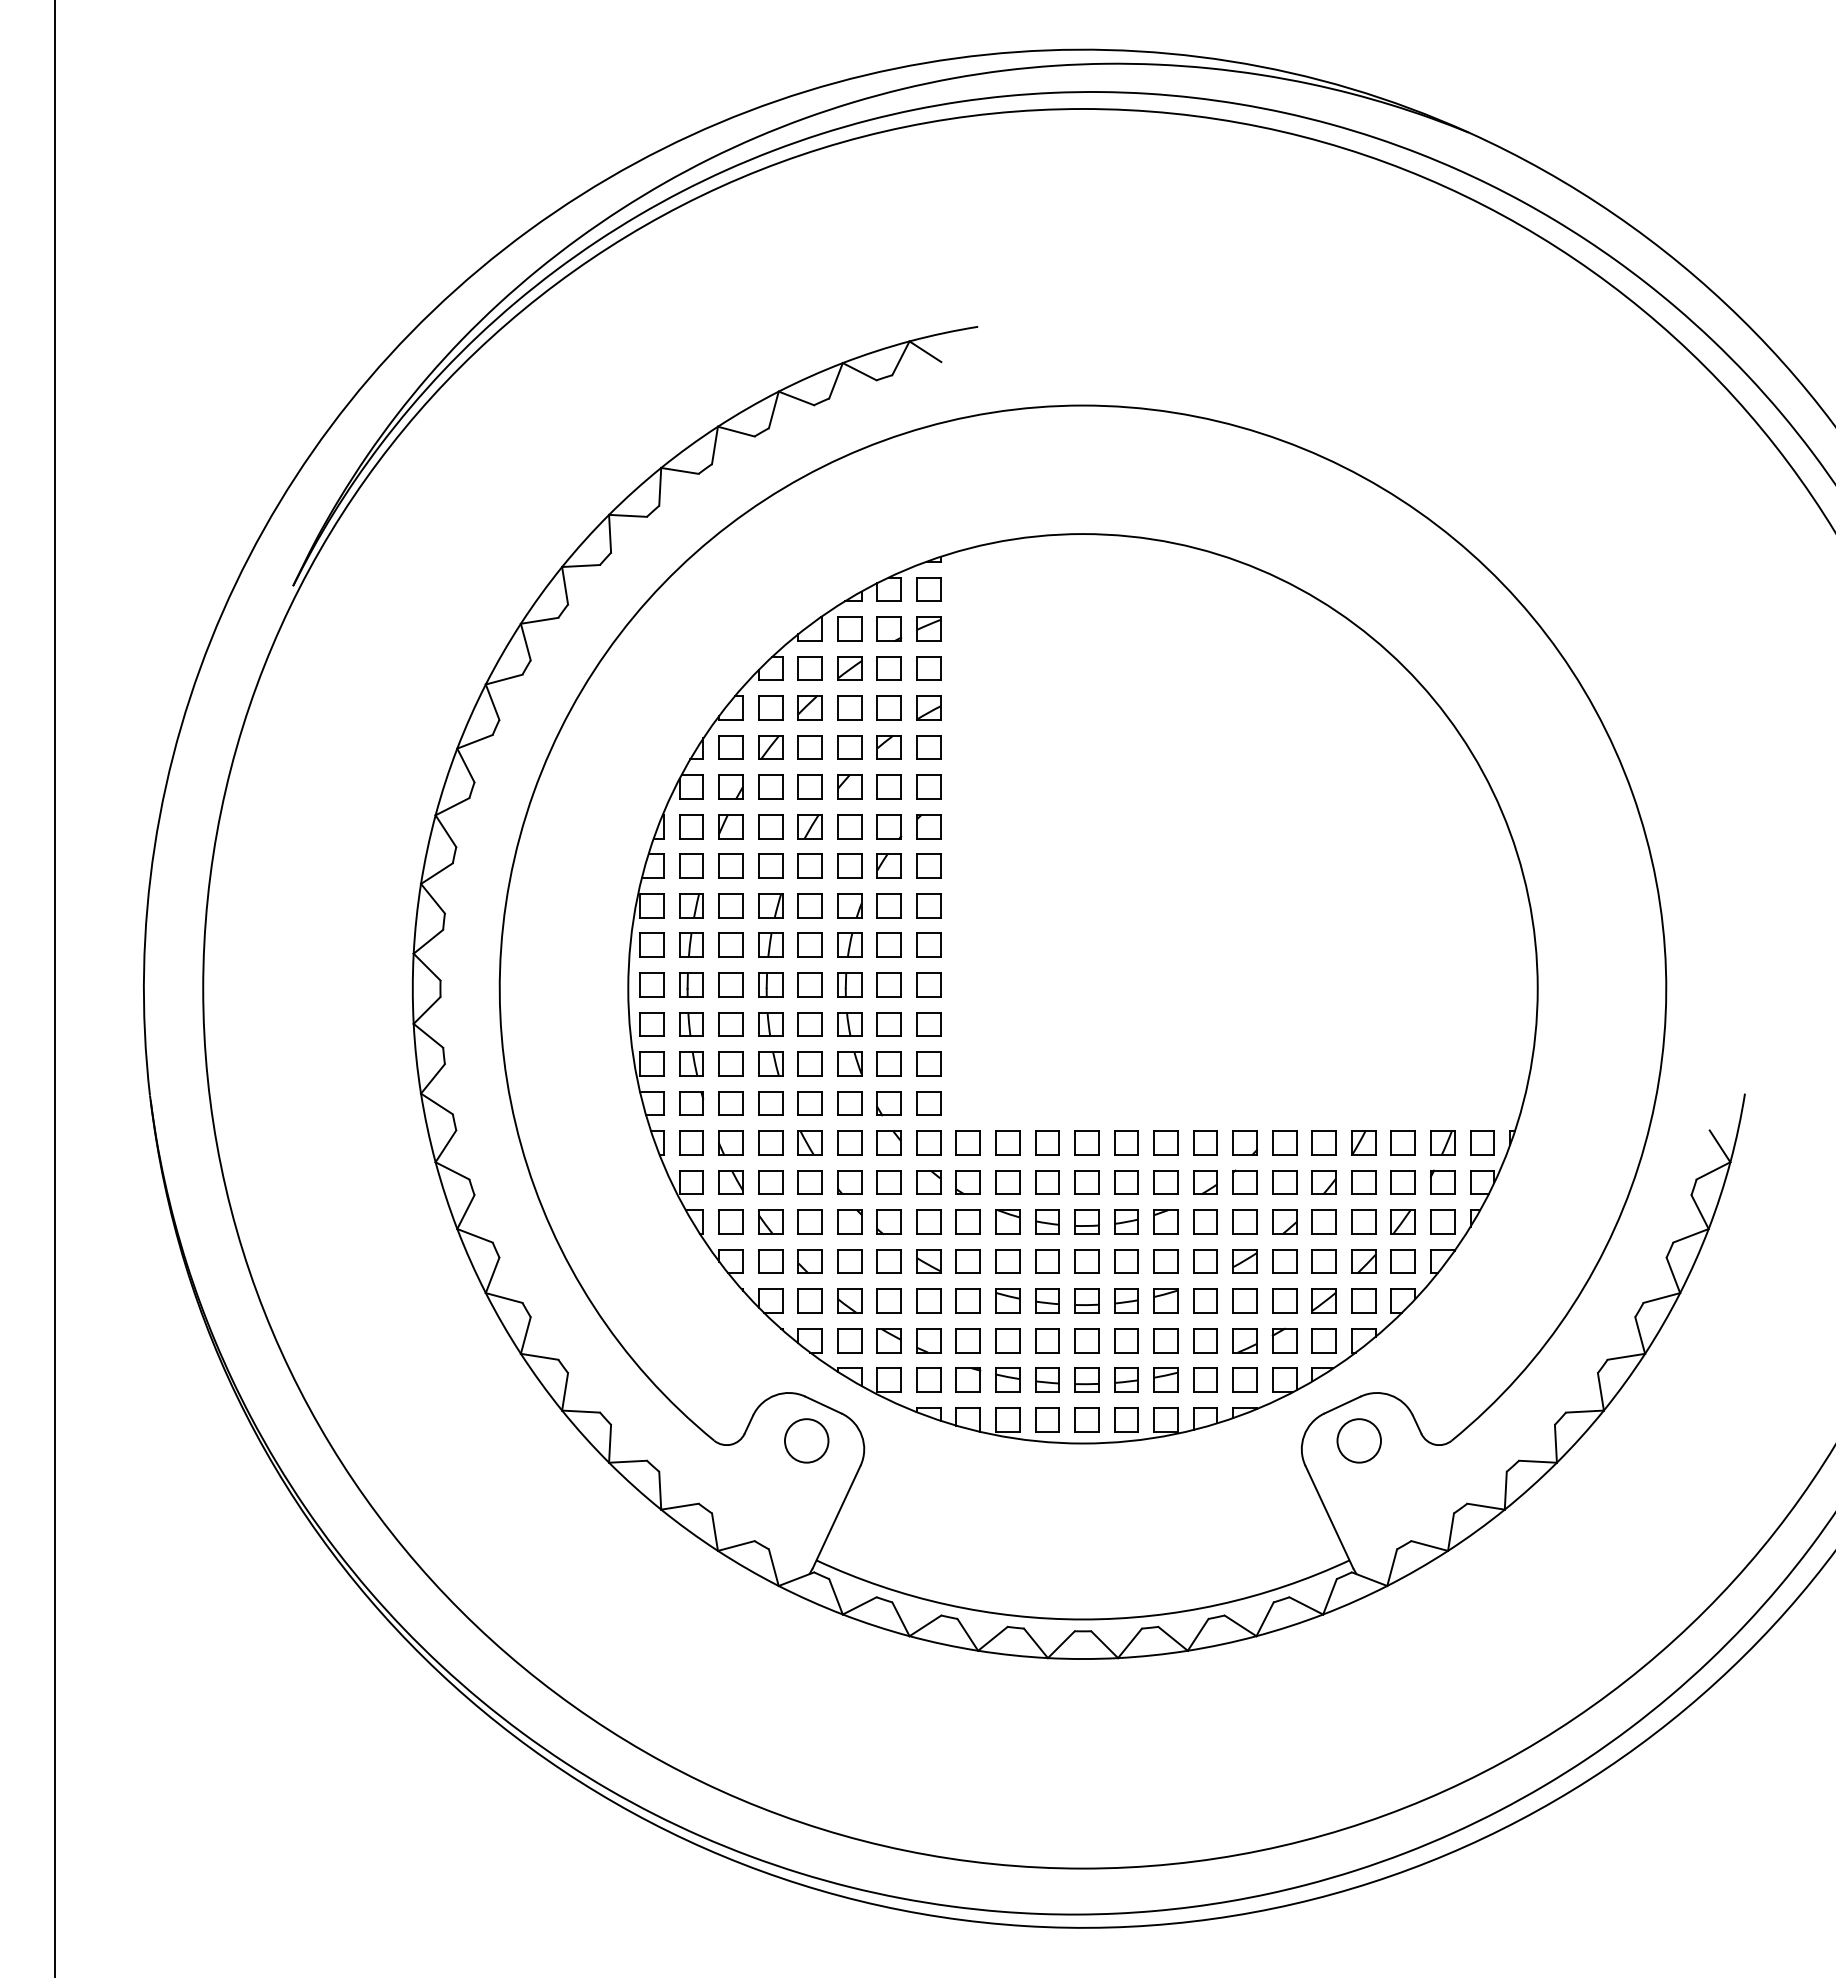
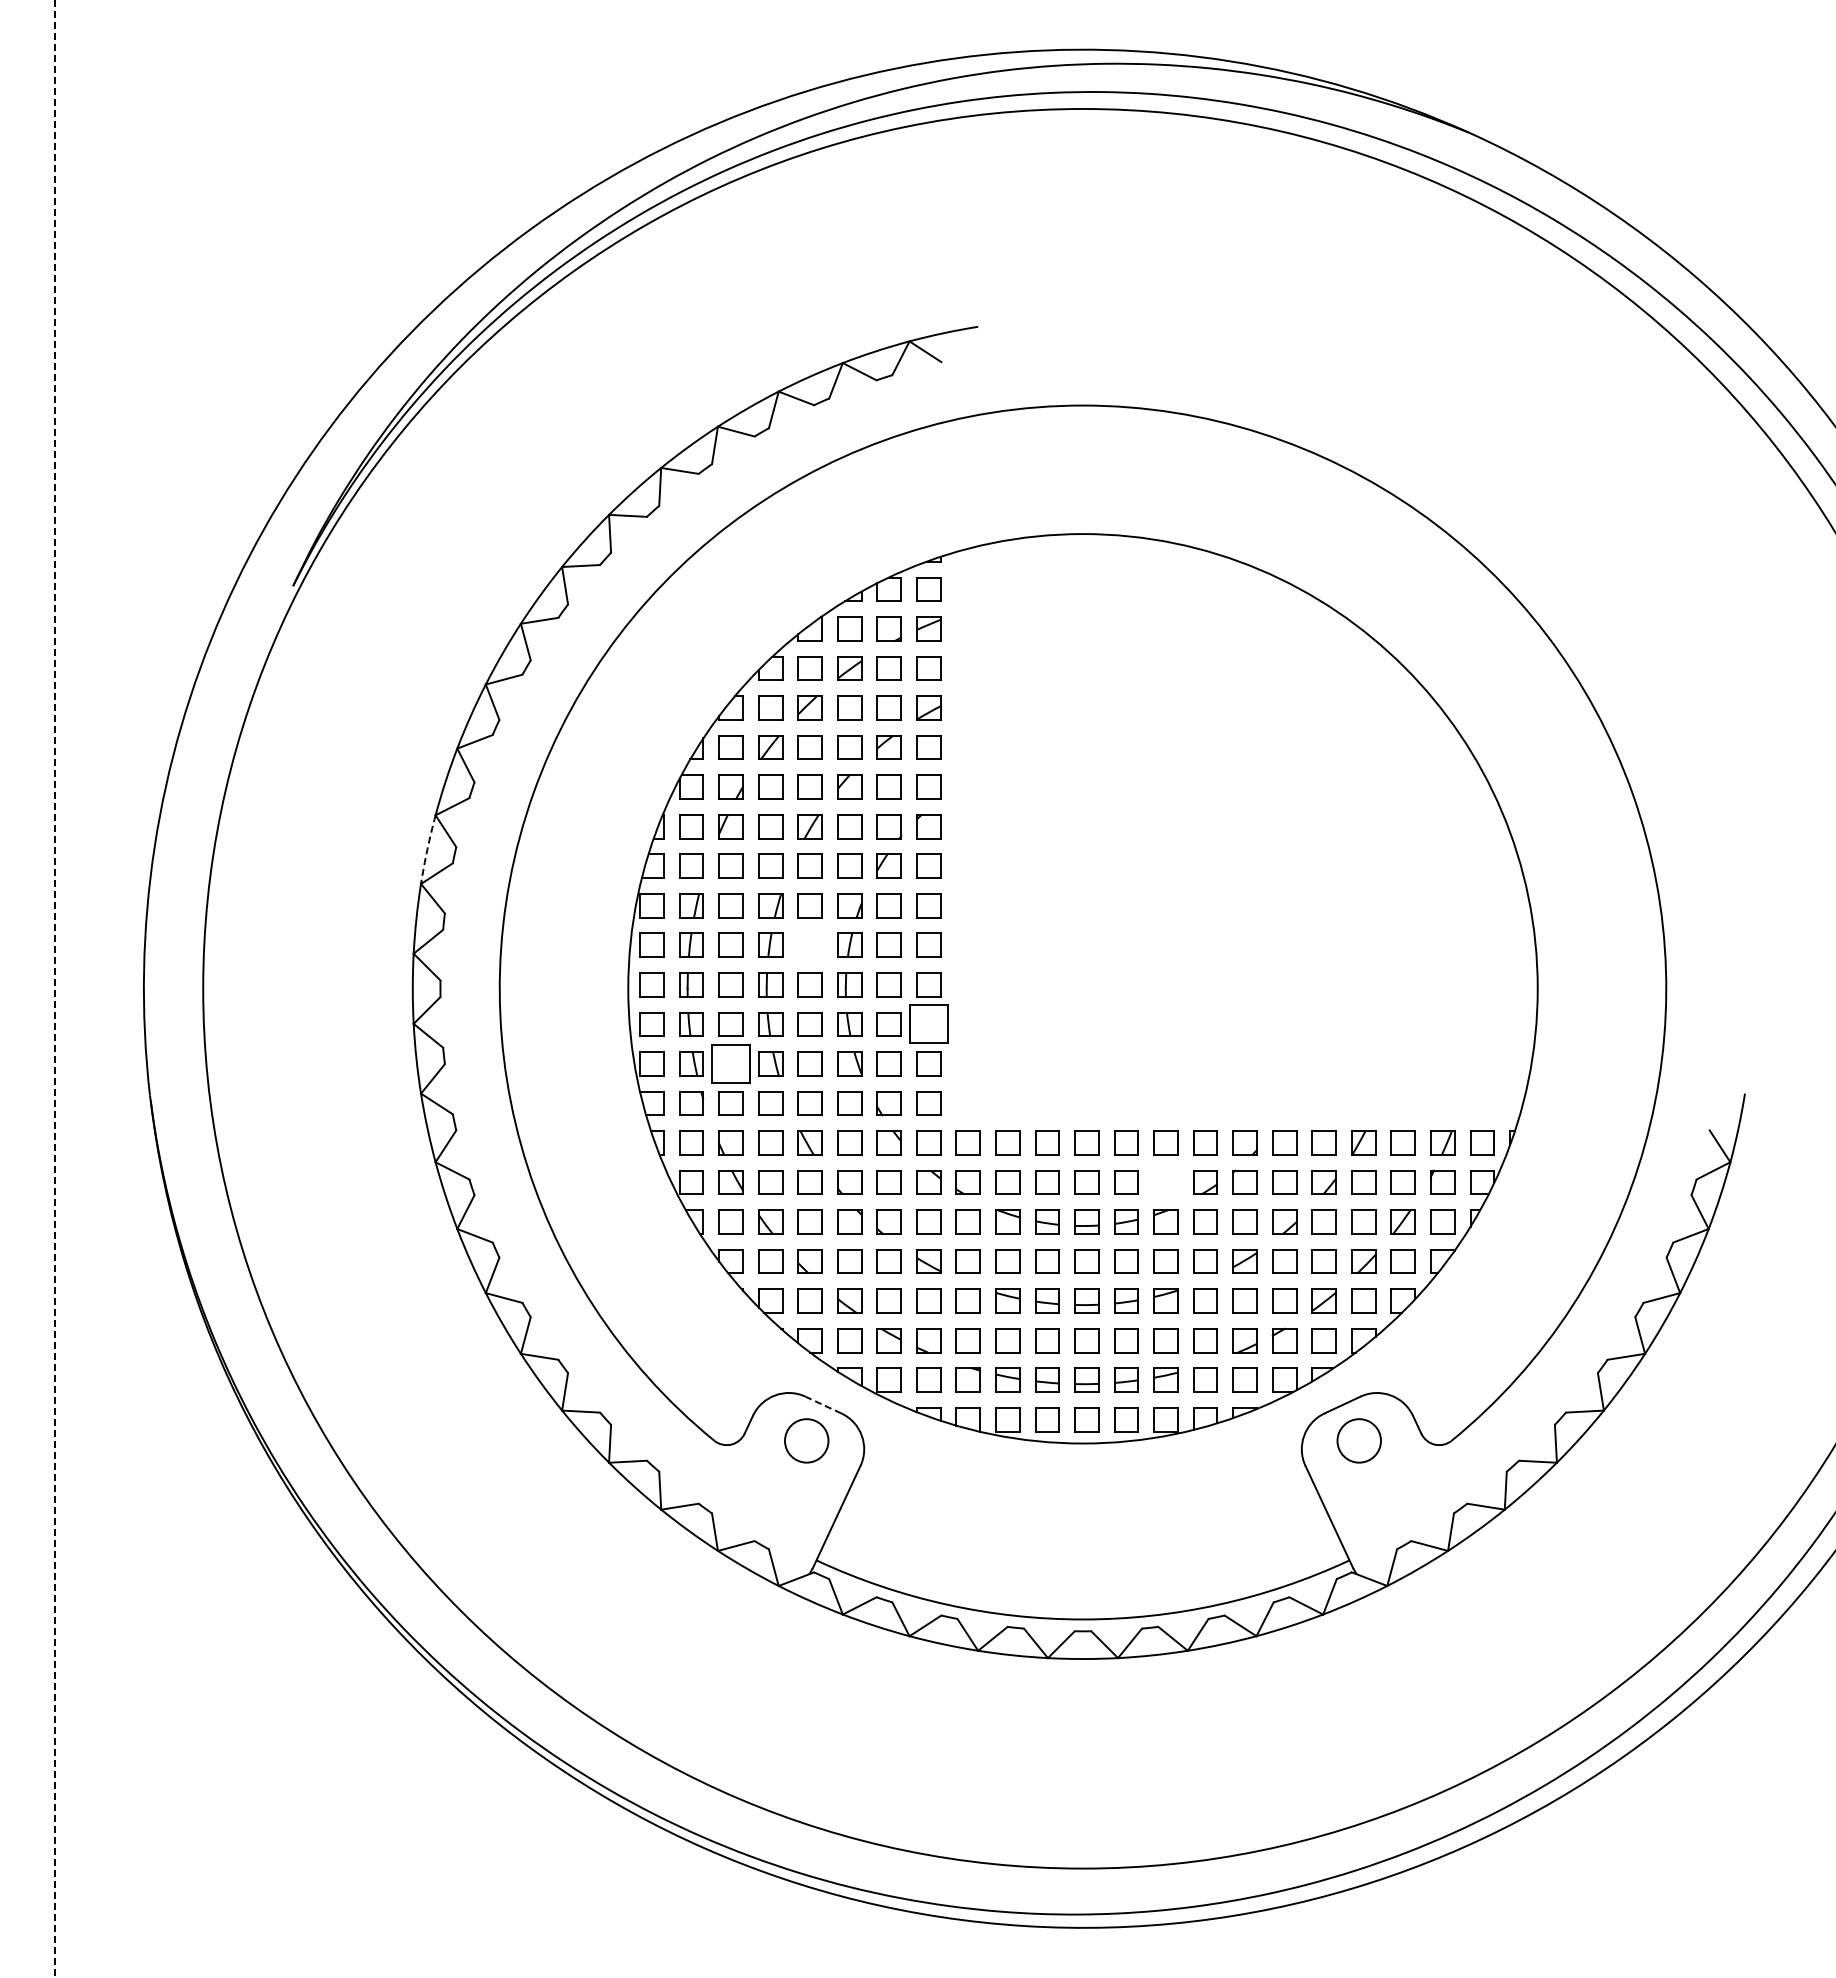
arc: solid -> dashed (427, 849)
part: present -> none (809, 944)
line: solid -> dashed (54, 988)
part size: 26x25 px -> 40x40 px (928, 1023)
part size: 26x26 px -> 40x40 px (730, 1063)
part: present -> none (1165, 1182)
line: solid -> dashed (823, 1405)
